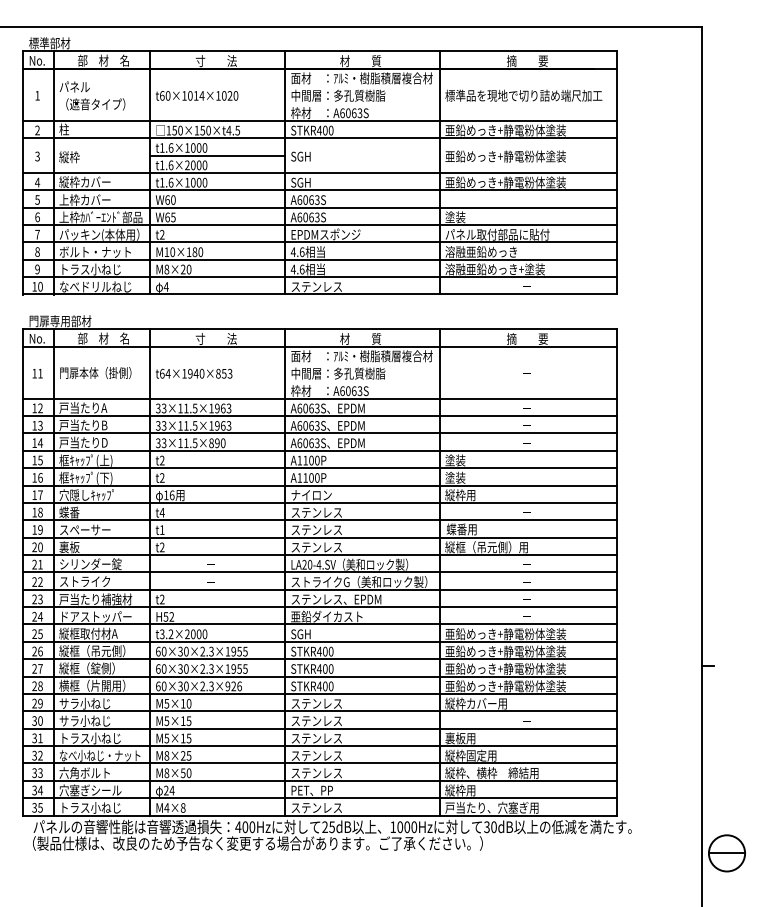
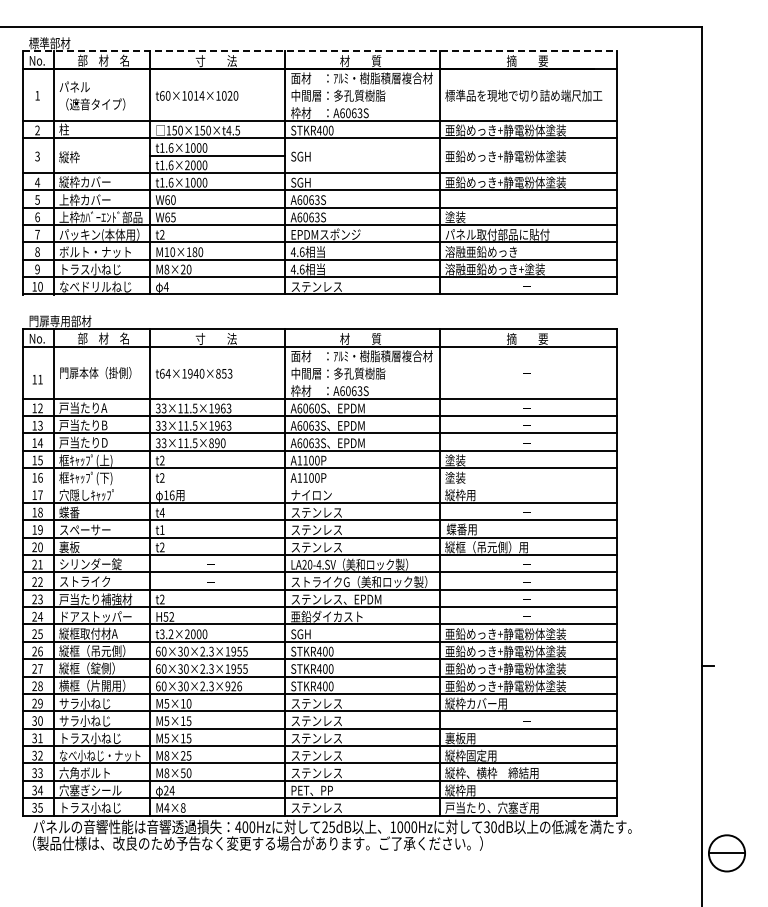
line: solid -> dashed (320, 51)
text position: (37, 373) -> (37, 379) (37, 379)
text: A6063S -> A6060S (317, 408)
line: present -> none (319, 485)
